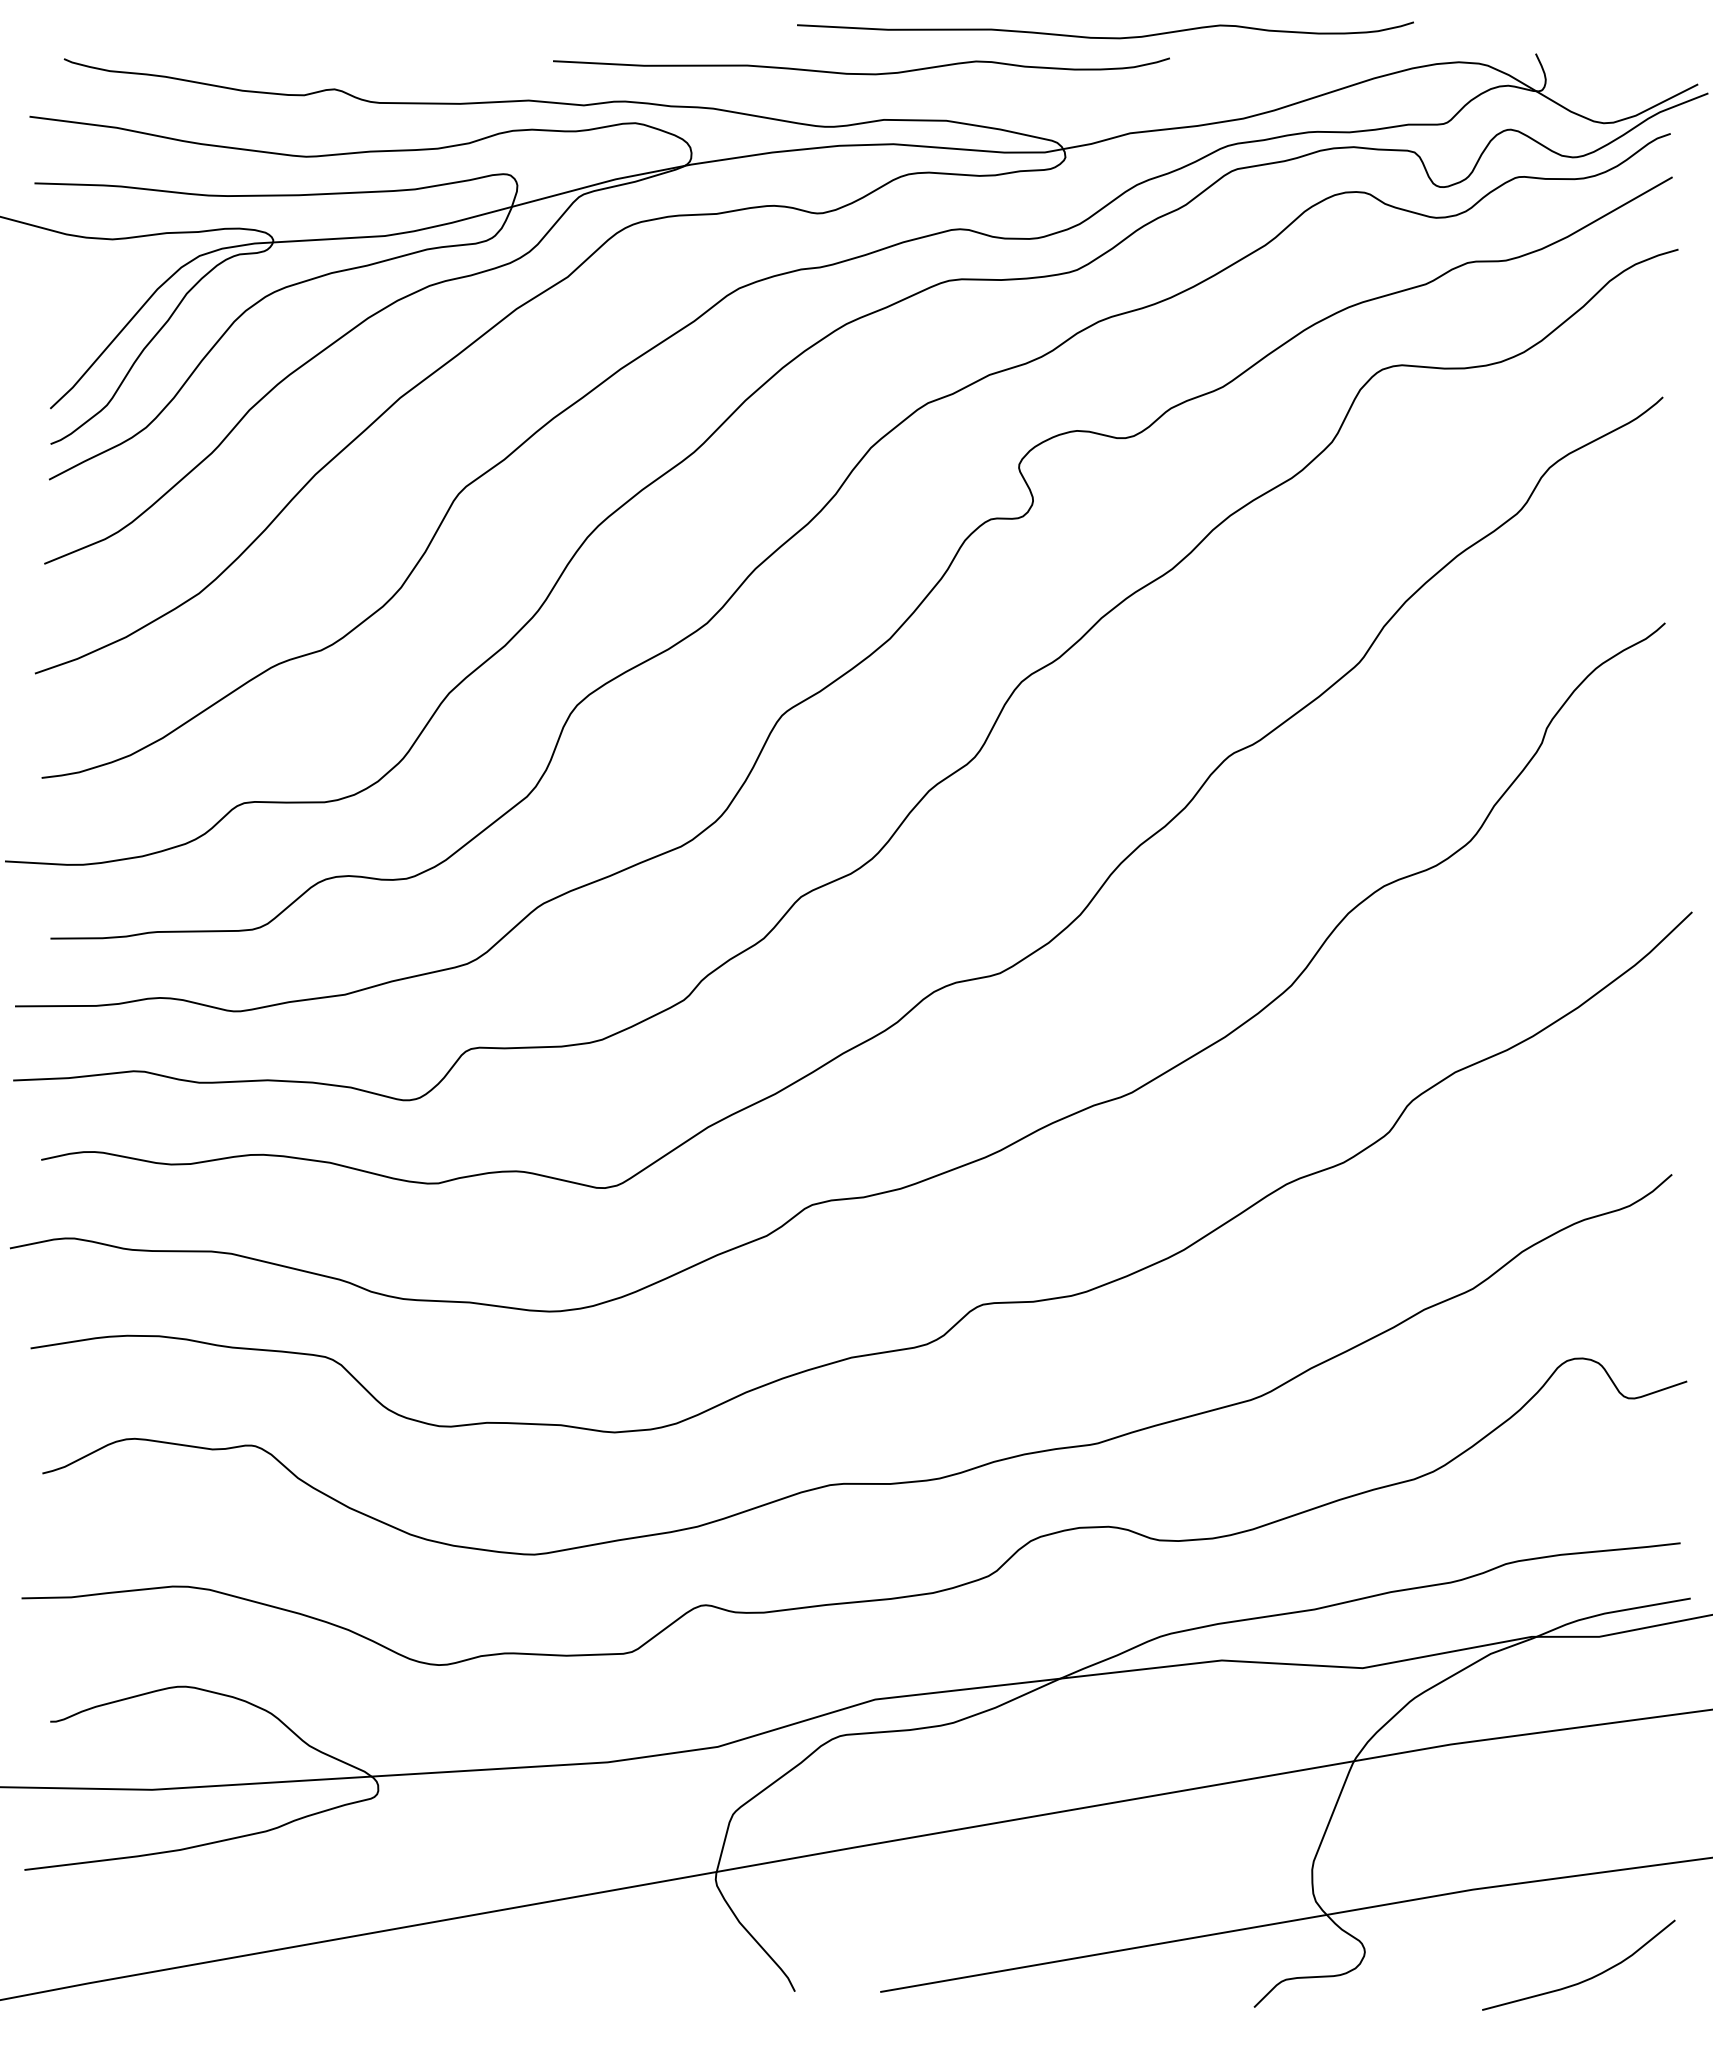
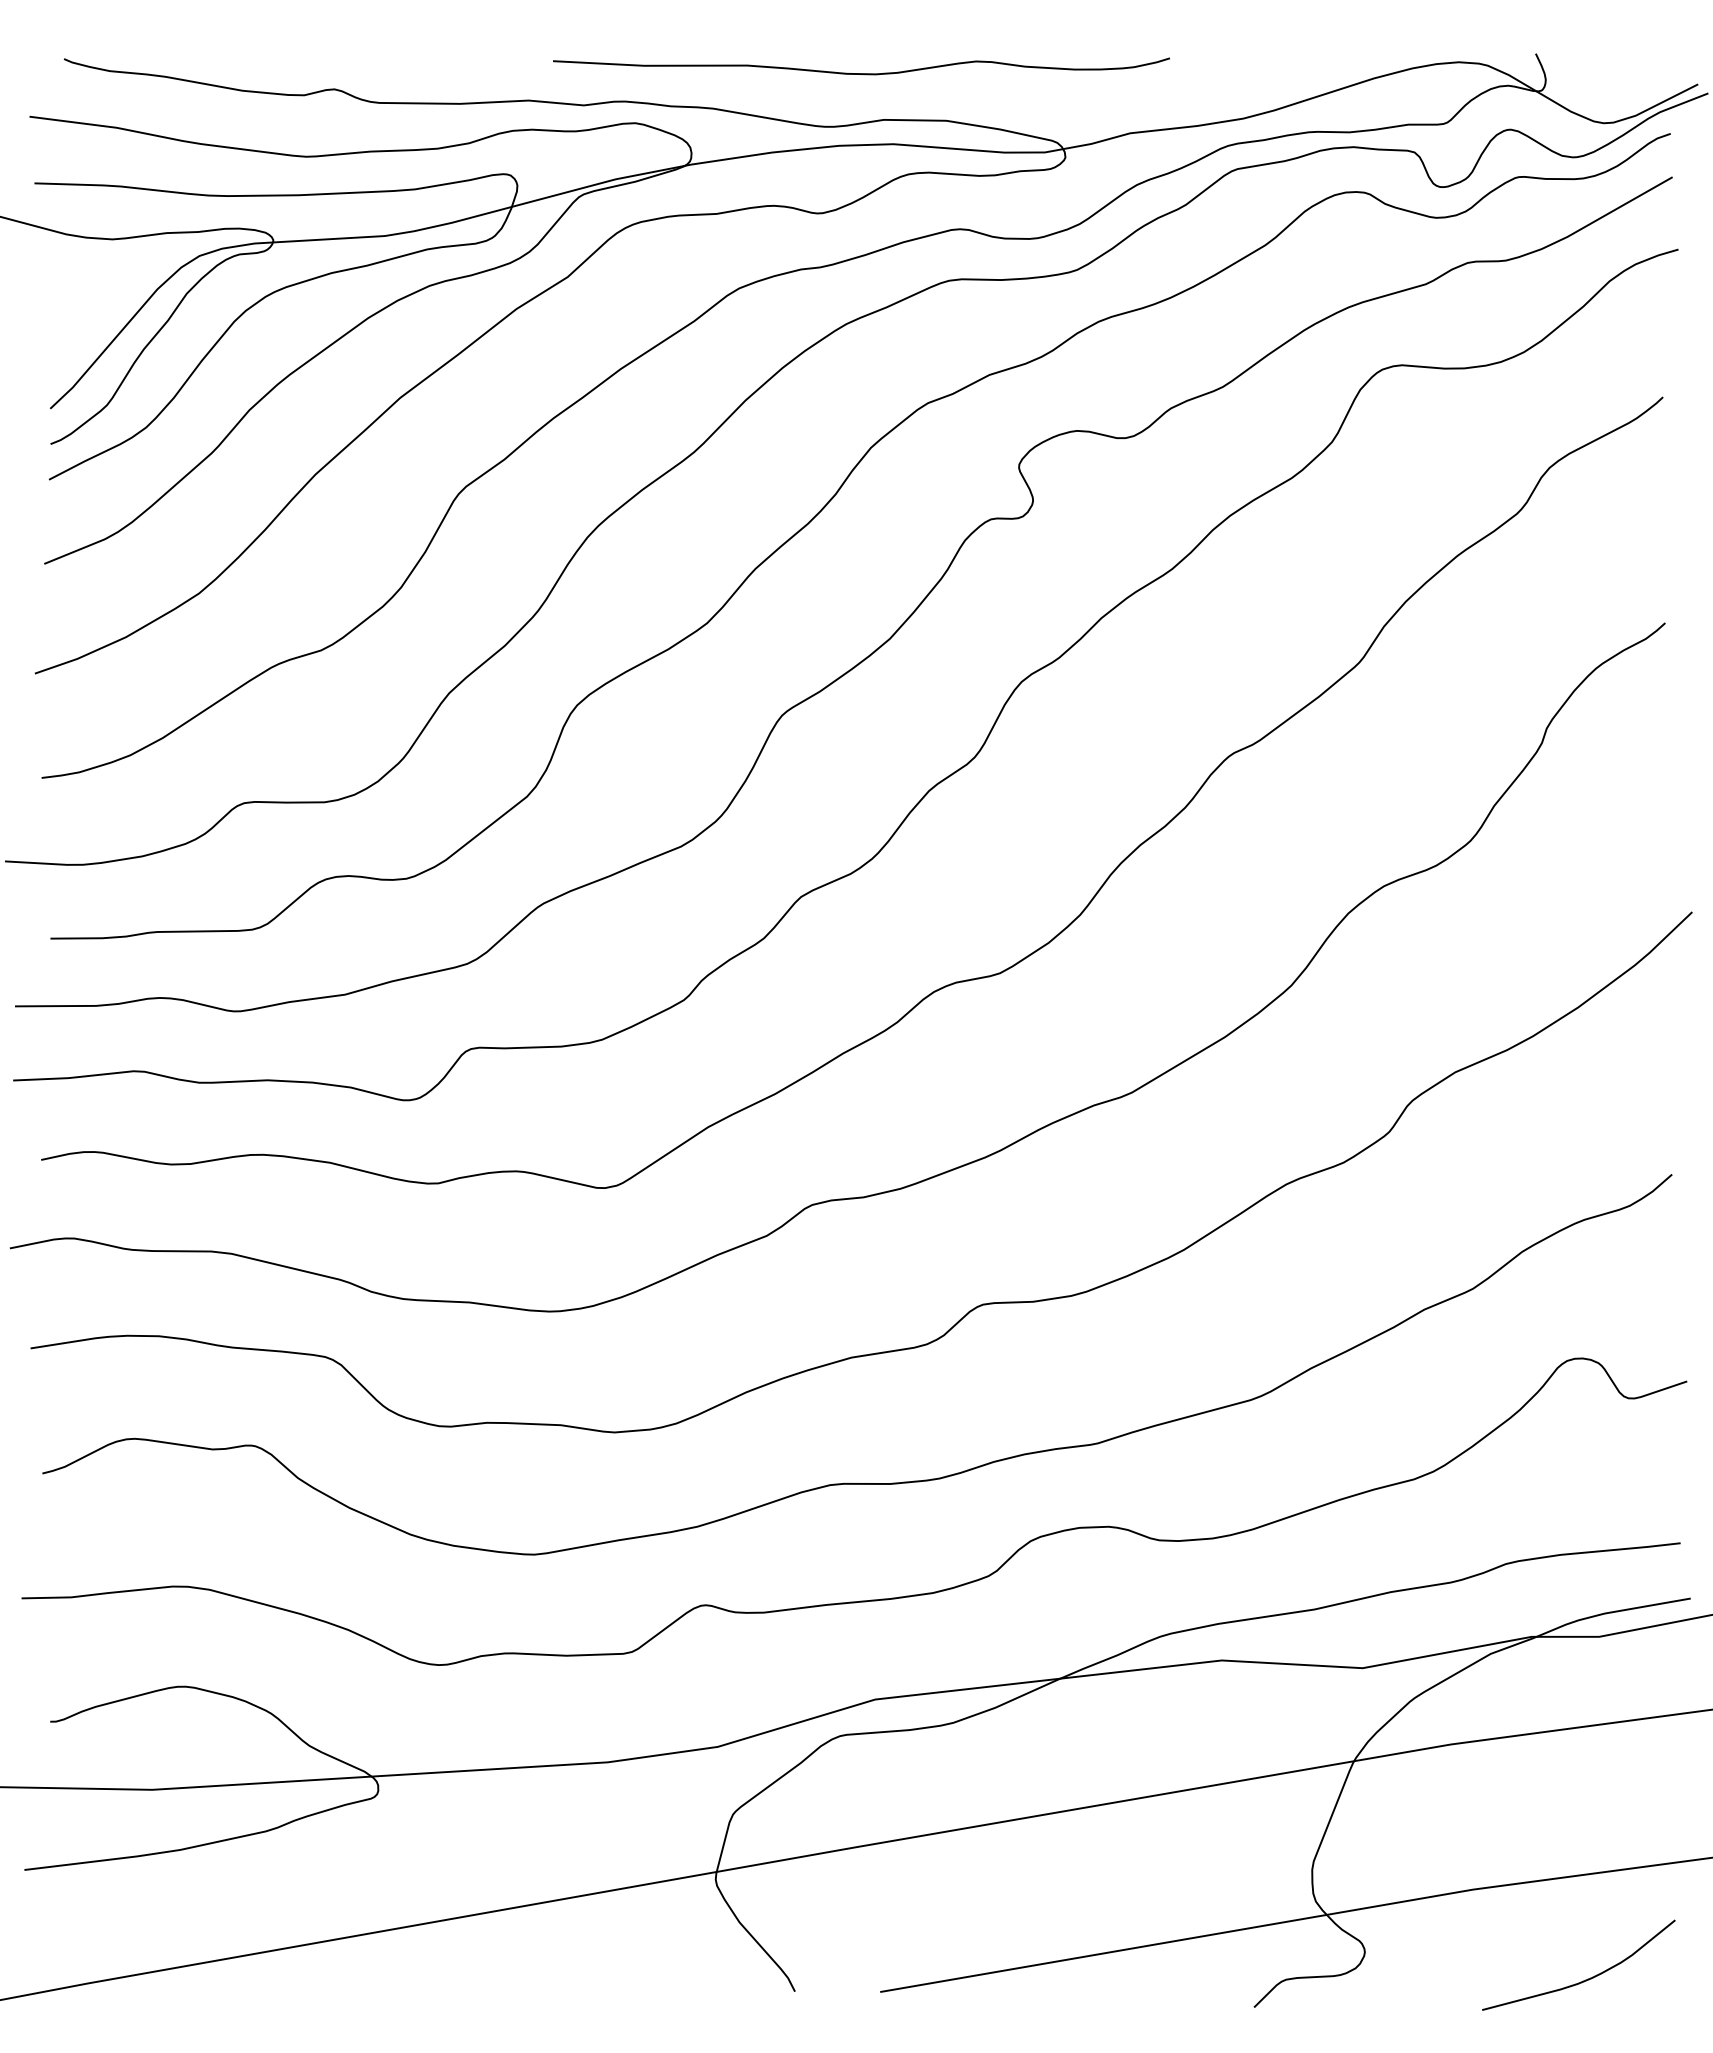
curve: present -> none (1105, 37)
